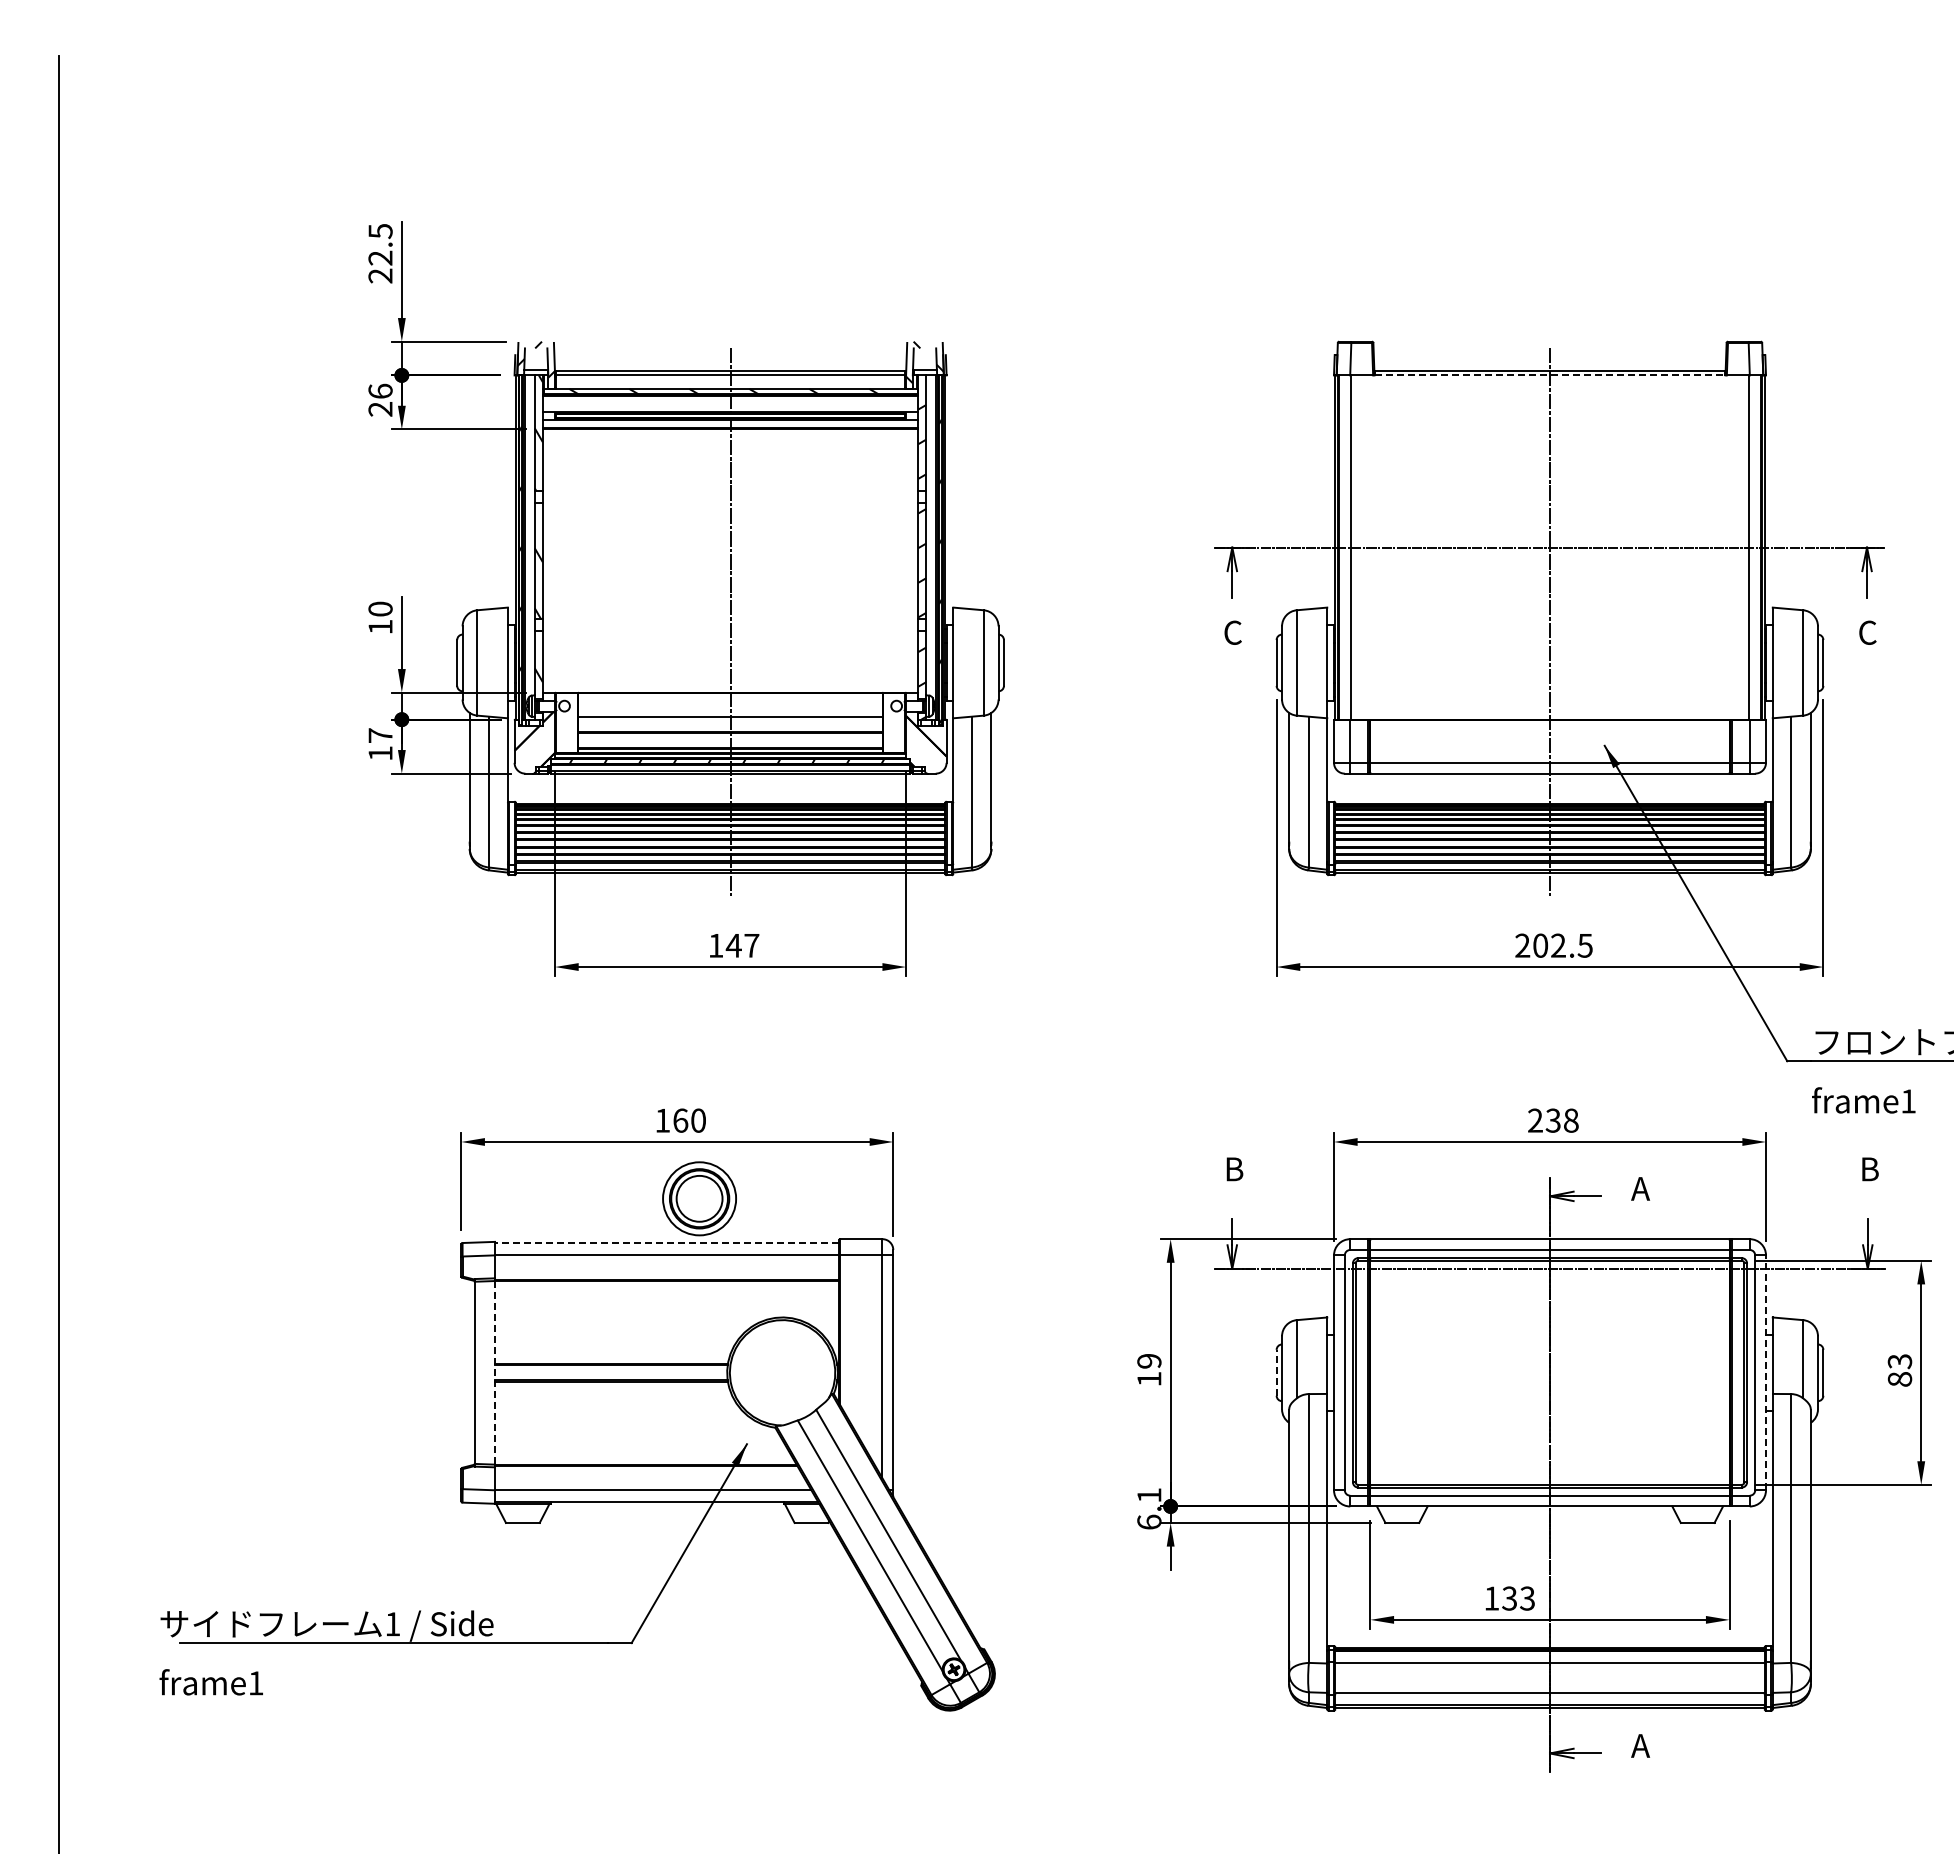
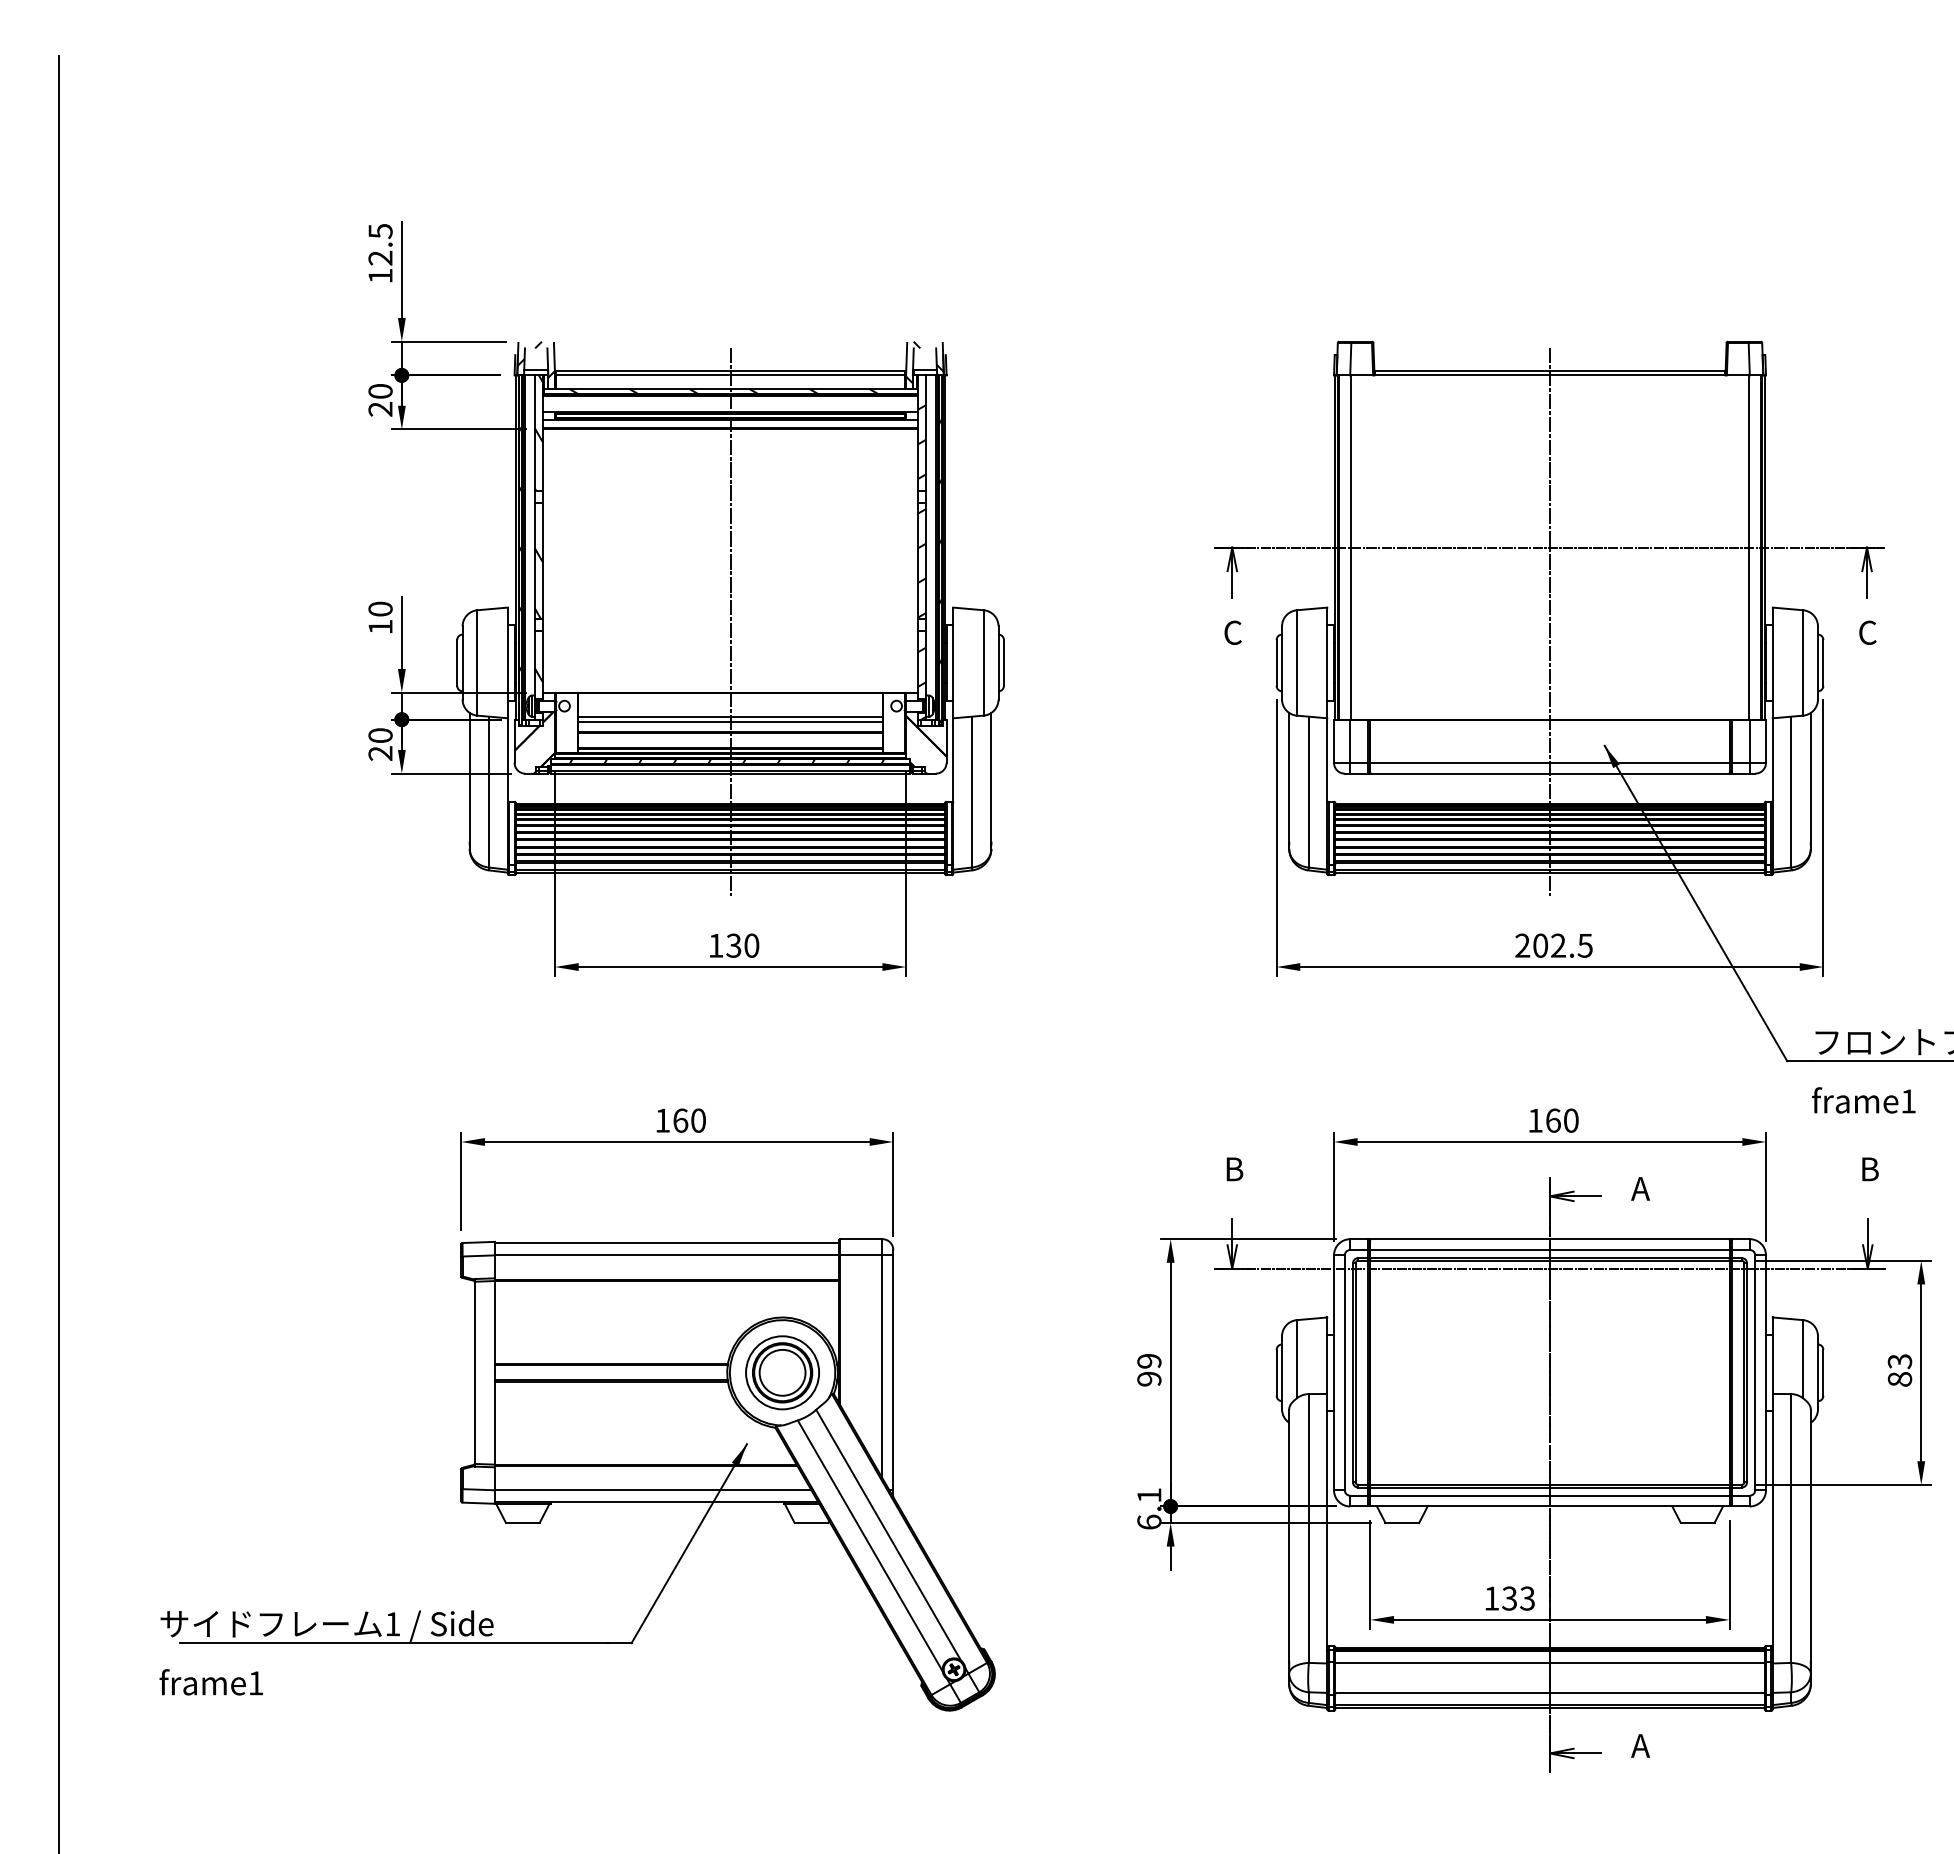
text: 22.5 -> 12.5 (380, 275)
line: dashed -> solid (1550, 375)
text: 26 -> 20 (380, 390)
line: none -> present (730, 722)
text: 17 -> 20 (380, 744)
text: 147 -> 130 (742, 945)
text: 238 -> 160 (1553, 1120)
part position: (699, 1198) -> (782, 1372) (782, 1372)
line: dashed -> solid (666, 1243)
line: dashed -> solid (495, 1372)
line: dashed -> solid (1276, 1372)
line: dashed -> solid (1766, 1372)
text: 19 -> 99 (1149, 1378)
